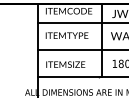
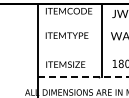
line: present -> none (81, 23)
line: present -> none (81, 50)
line: solid -> dashed (84, 77)
